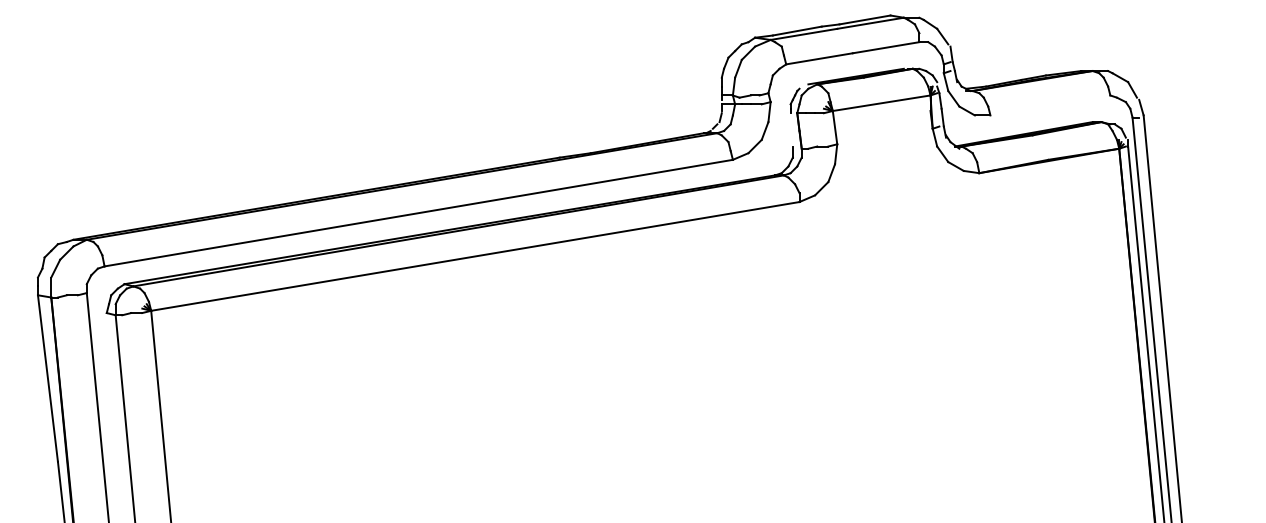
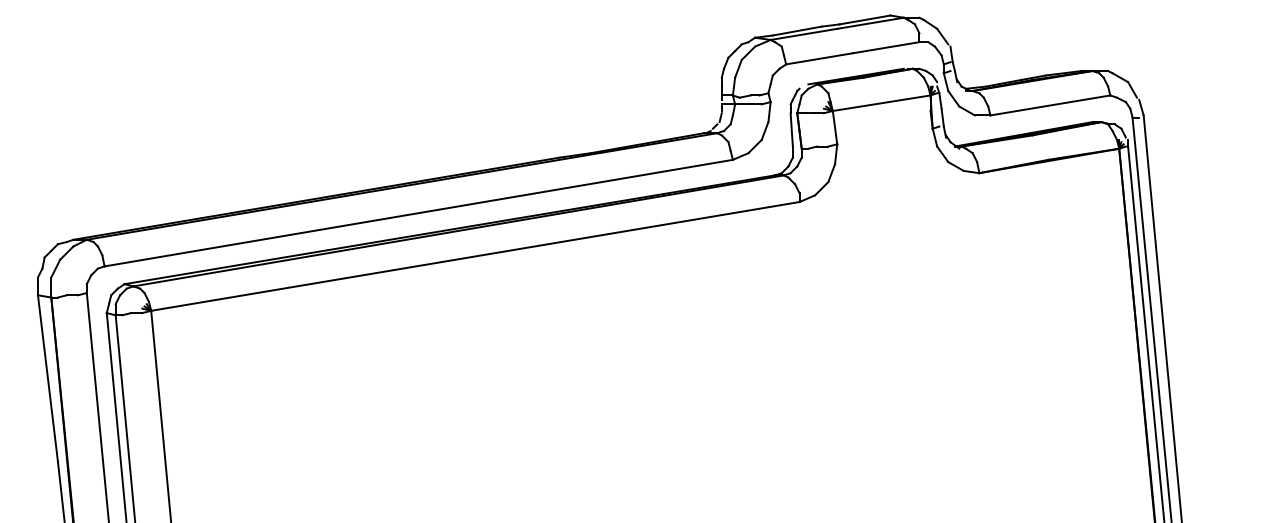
line: none -> present (1050, 105)
line: none -> present (791, 129)
line: none -> present (116, 416)
